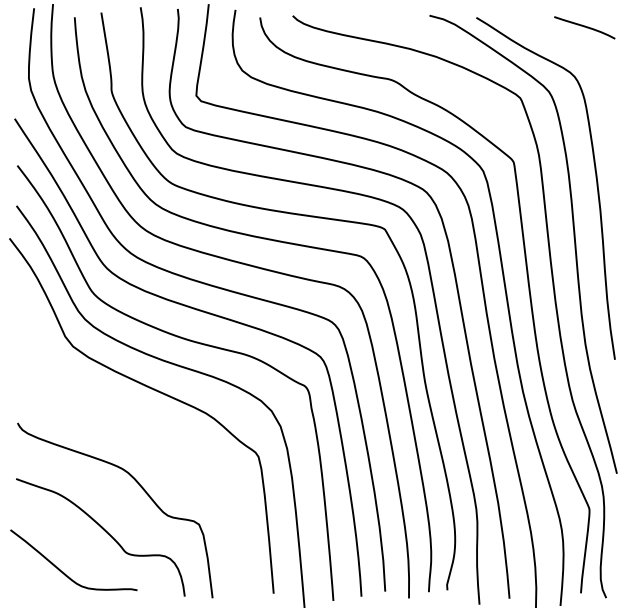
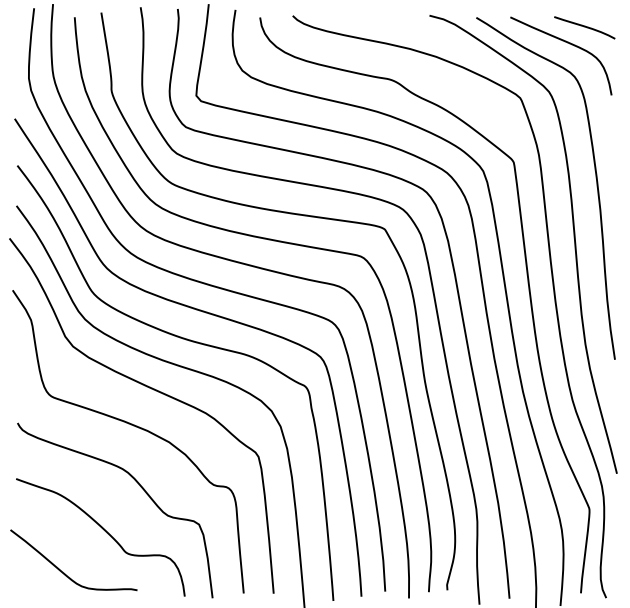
curve: none -> present (567, 43)
curve: none -> present (133, 426)
